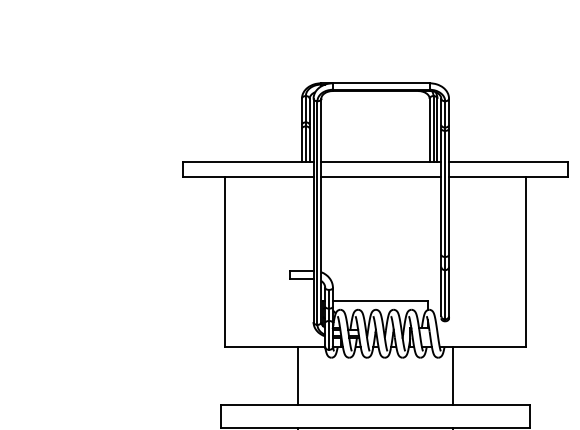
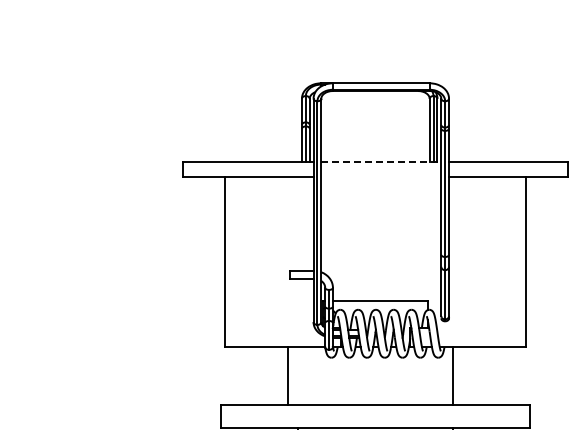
line: solid -> dashed (381, 161)
line: present -> none (381, 177)
line position: (298, 375) -> (288, 375) (288, 375)
